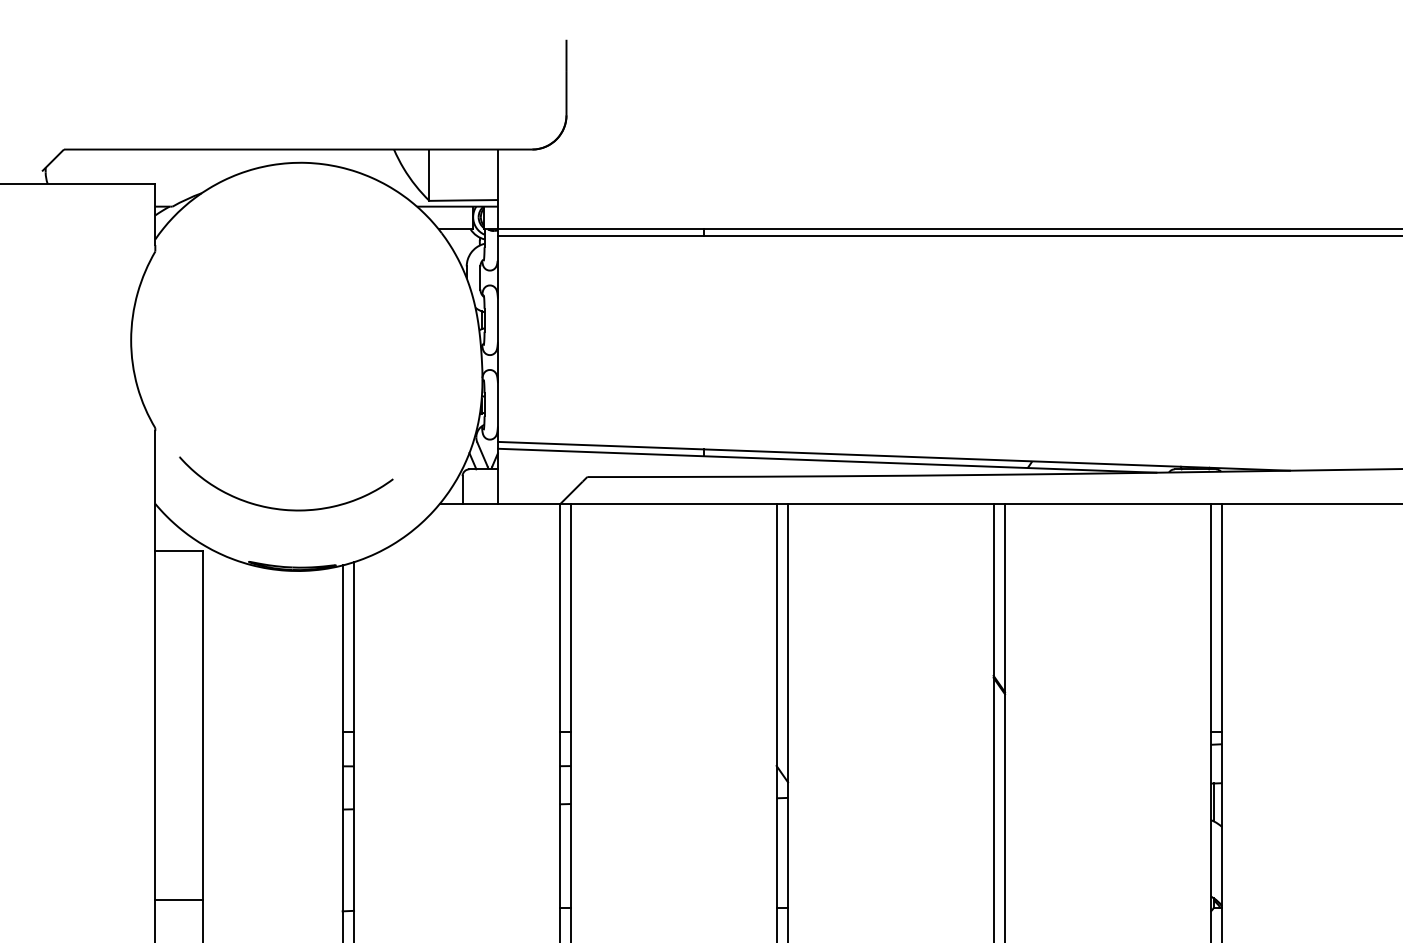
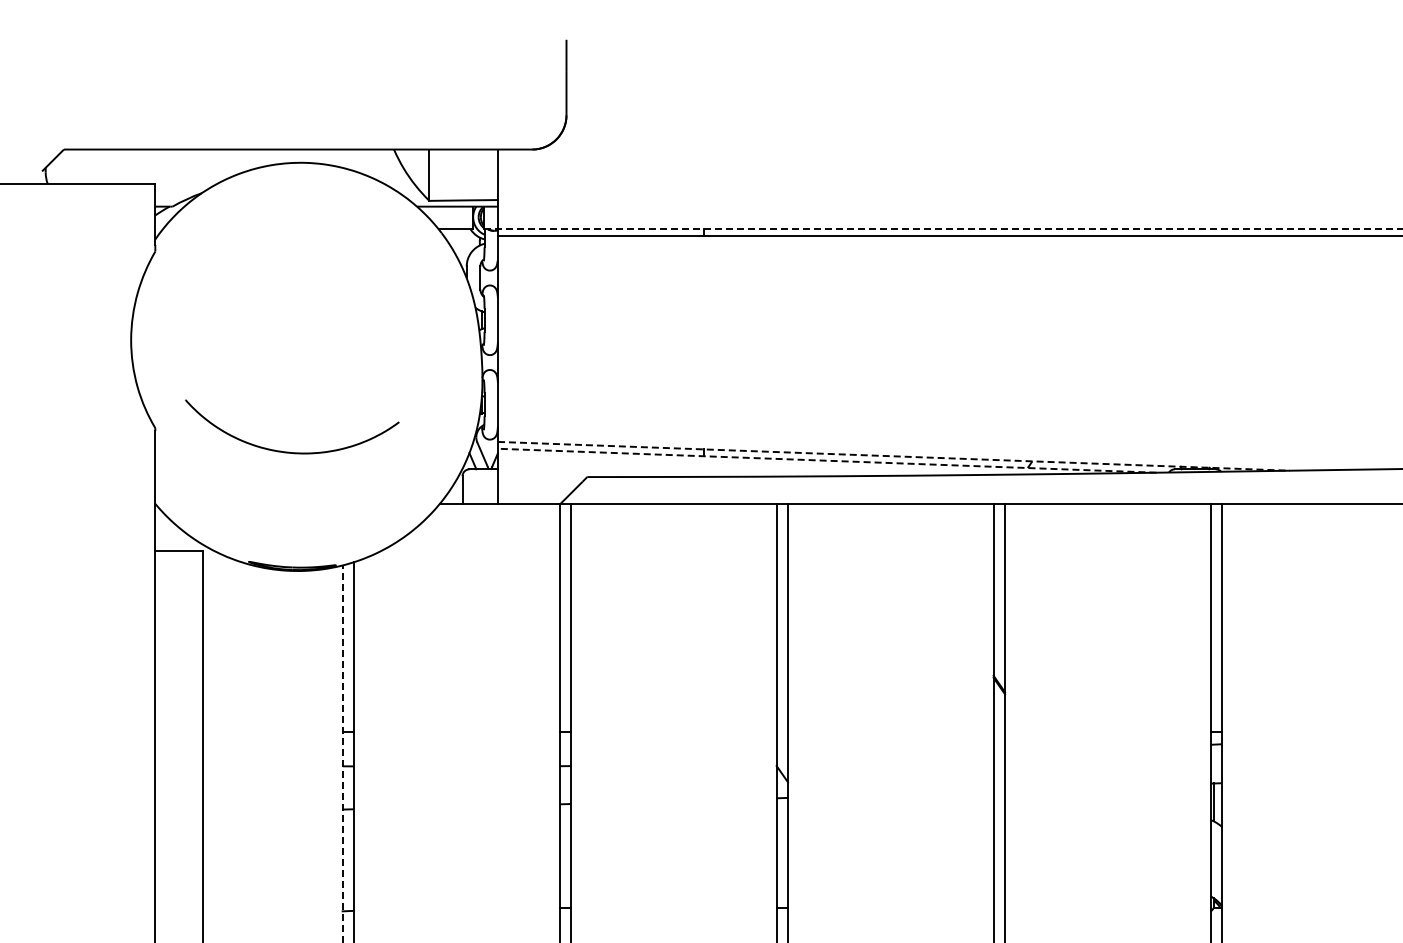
line: solid -> dashed (943, 229)
line: solid -> dashed (894, 456)
line: solid -> dashed (826, 460)
part position: (283, 508) -> (289, 451) (289, 451)
line: solid -> dashed (342, 753)
line: present -> none (179, 899)
